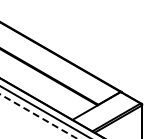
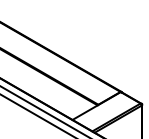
line: dashed -> solid (39, 116)
